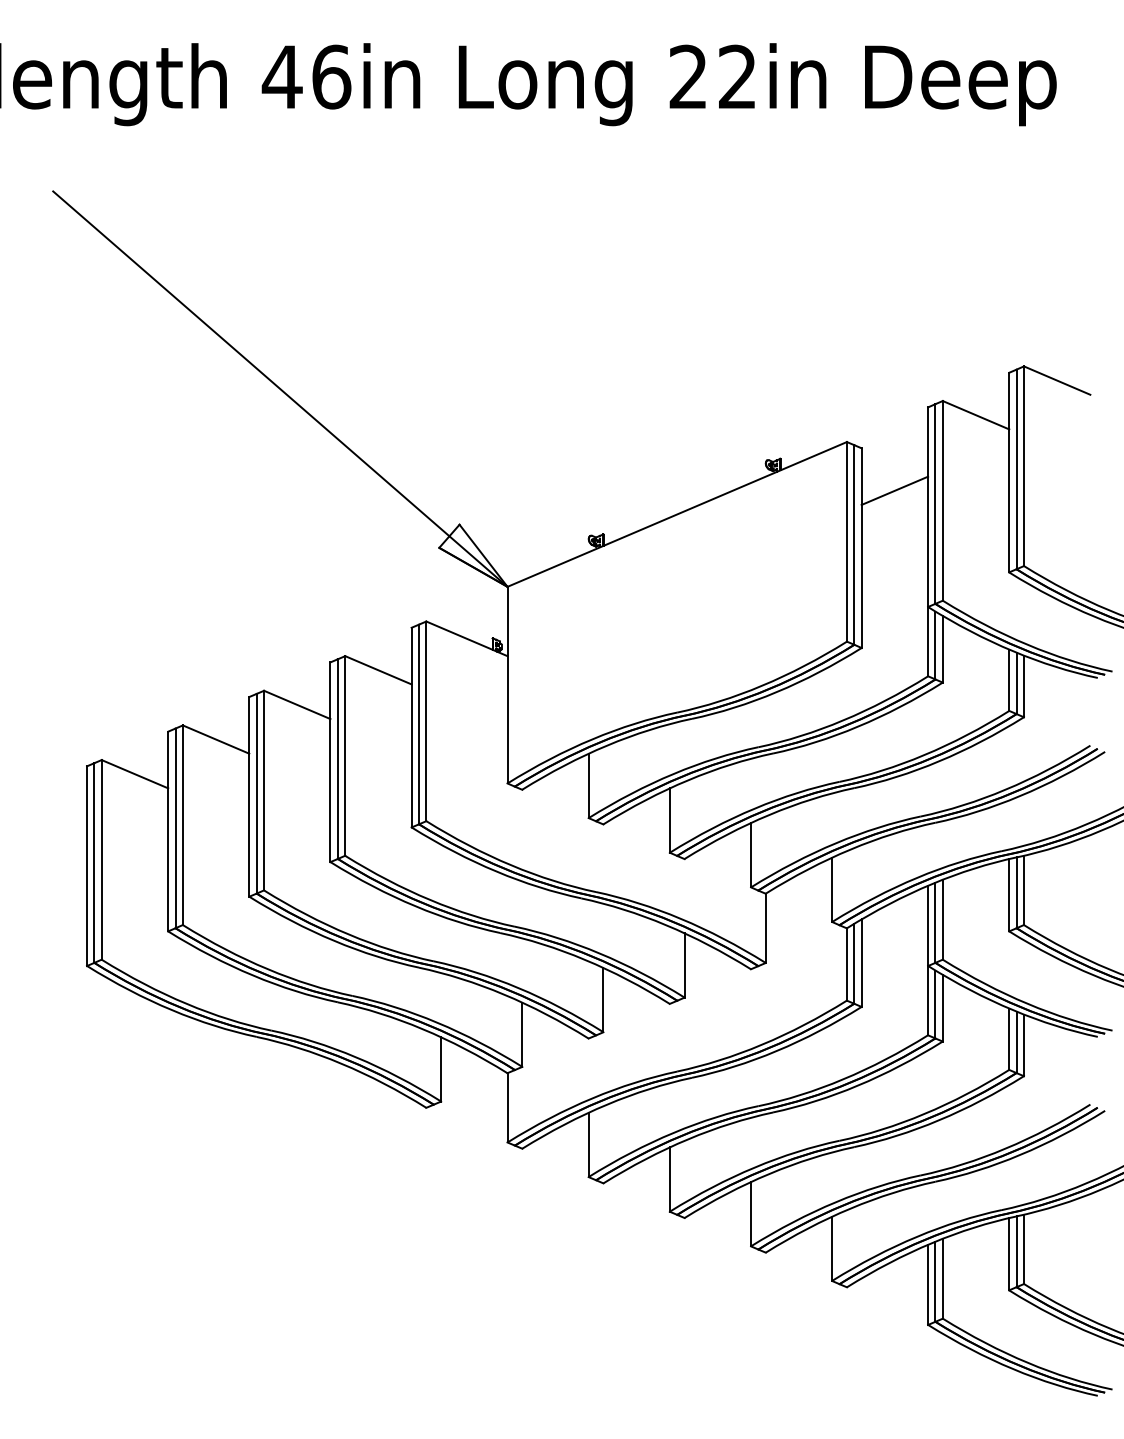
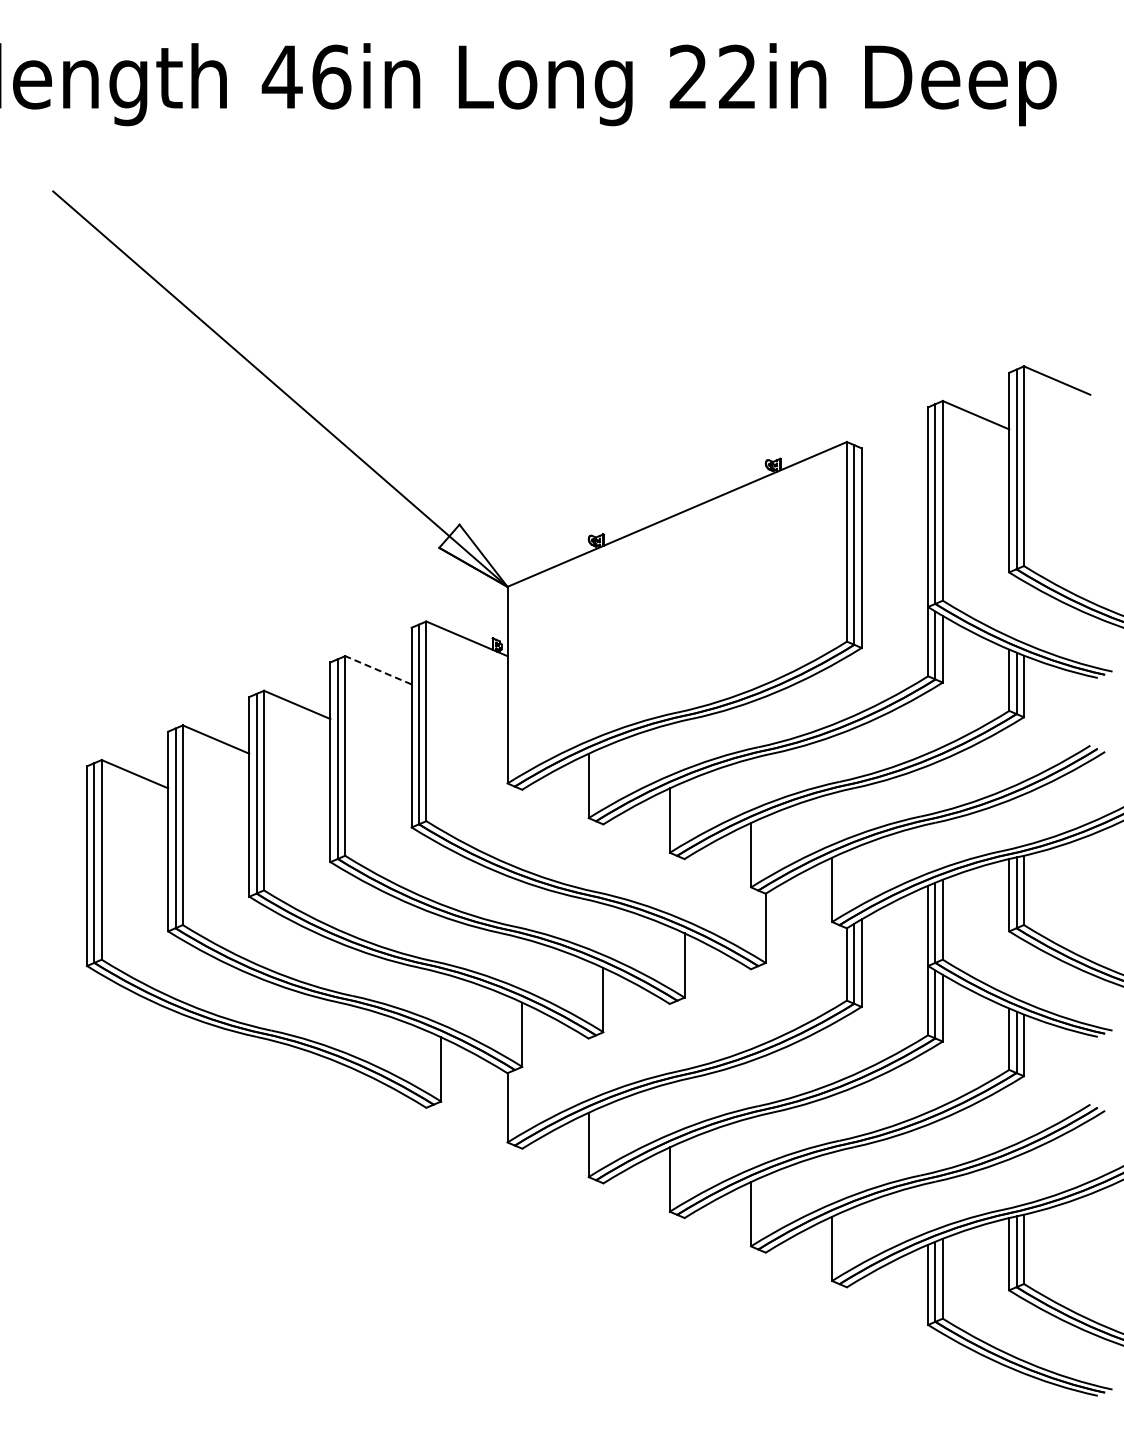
line: present -> none (894, 490)
line: solid -> dashed (377, 670)
